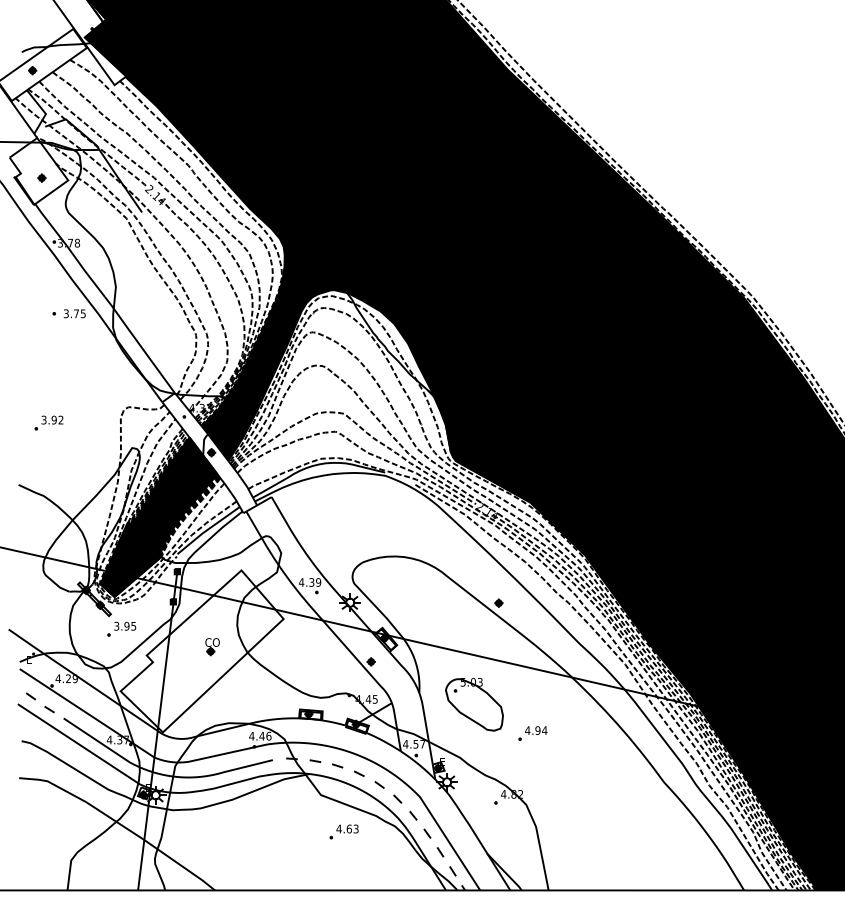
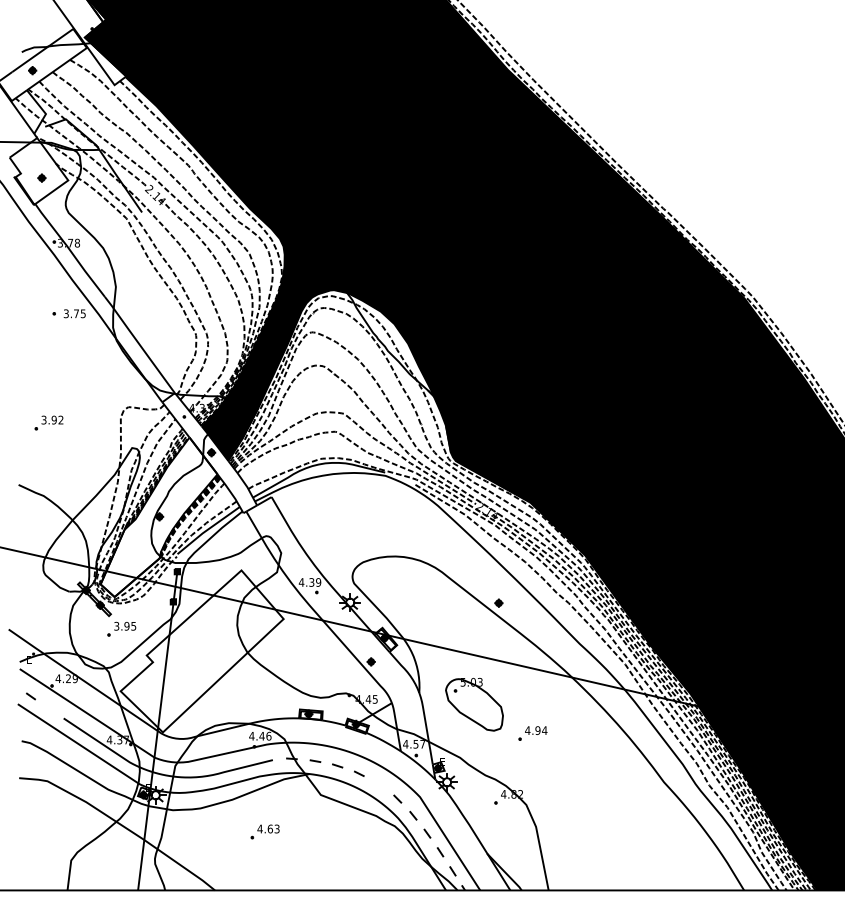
fill: present -> none (158, 517)
part: present -> none (212, 647)
line: present -> none (49, 709)
line: present -> none (379, 784)
part position: (343, 831) -> (264, 831) (264, 831)
